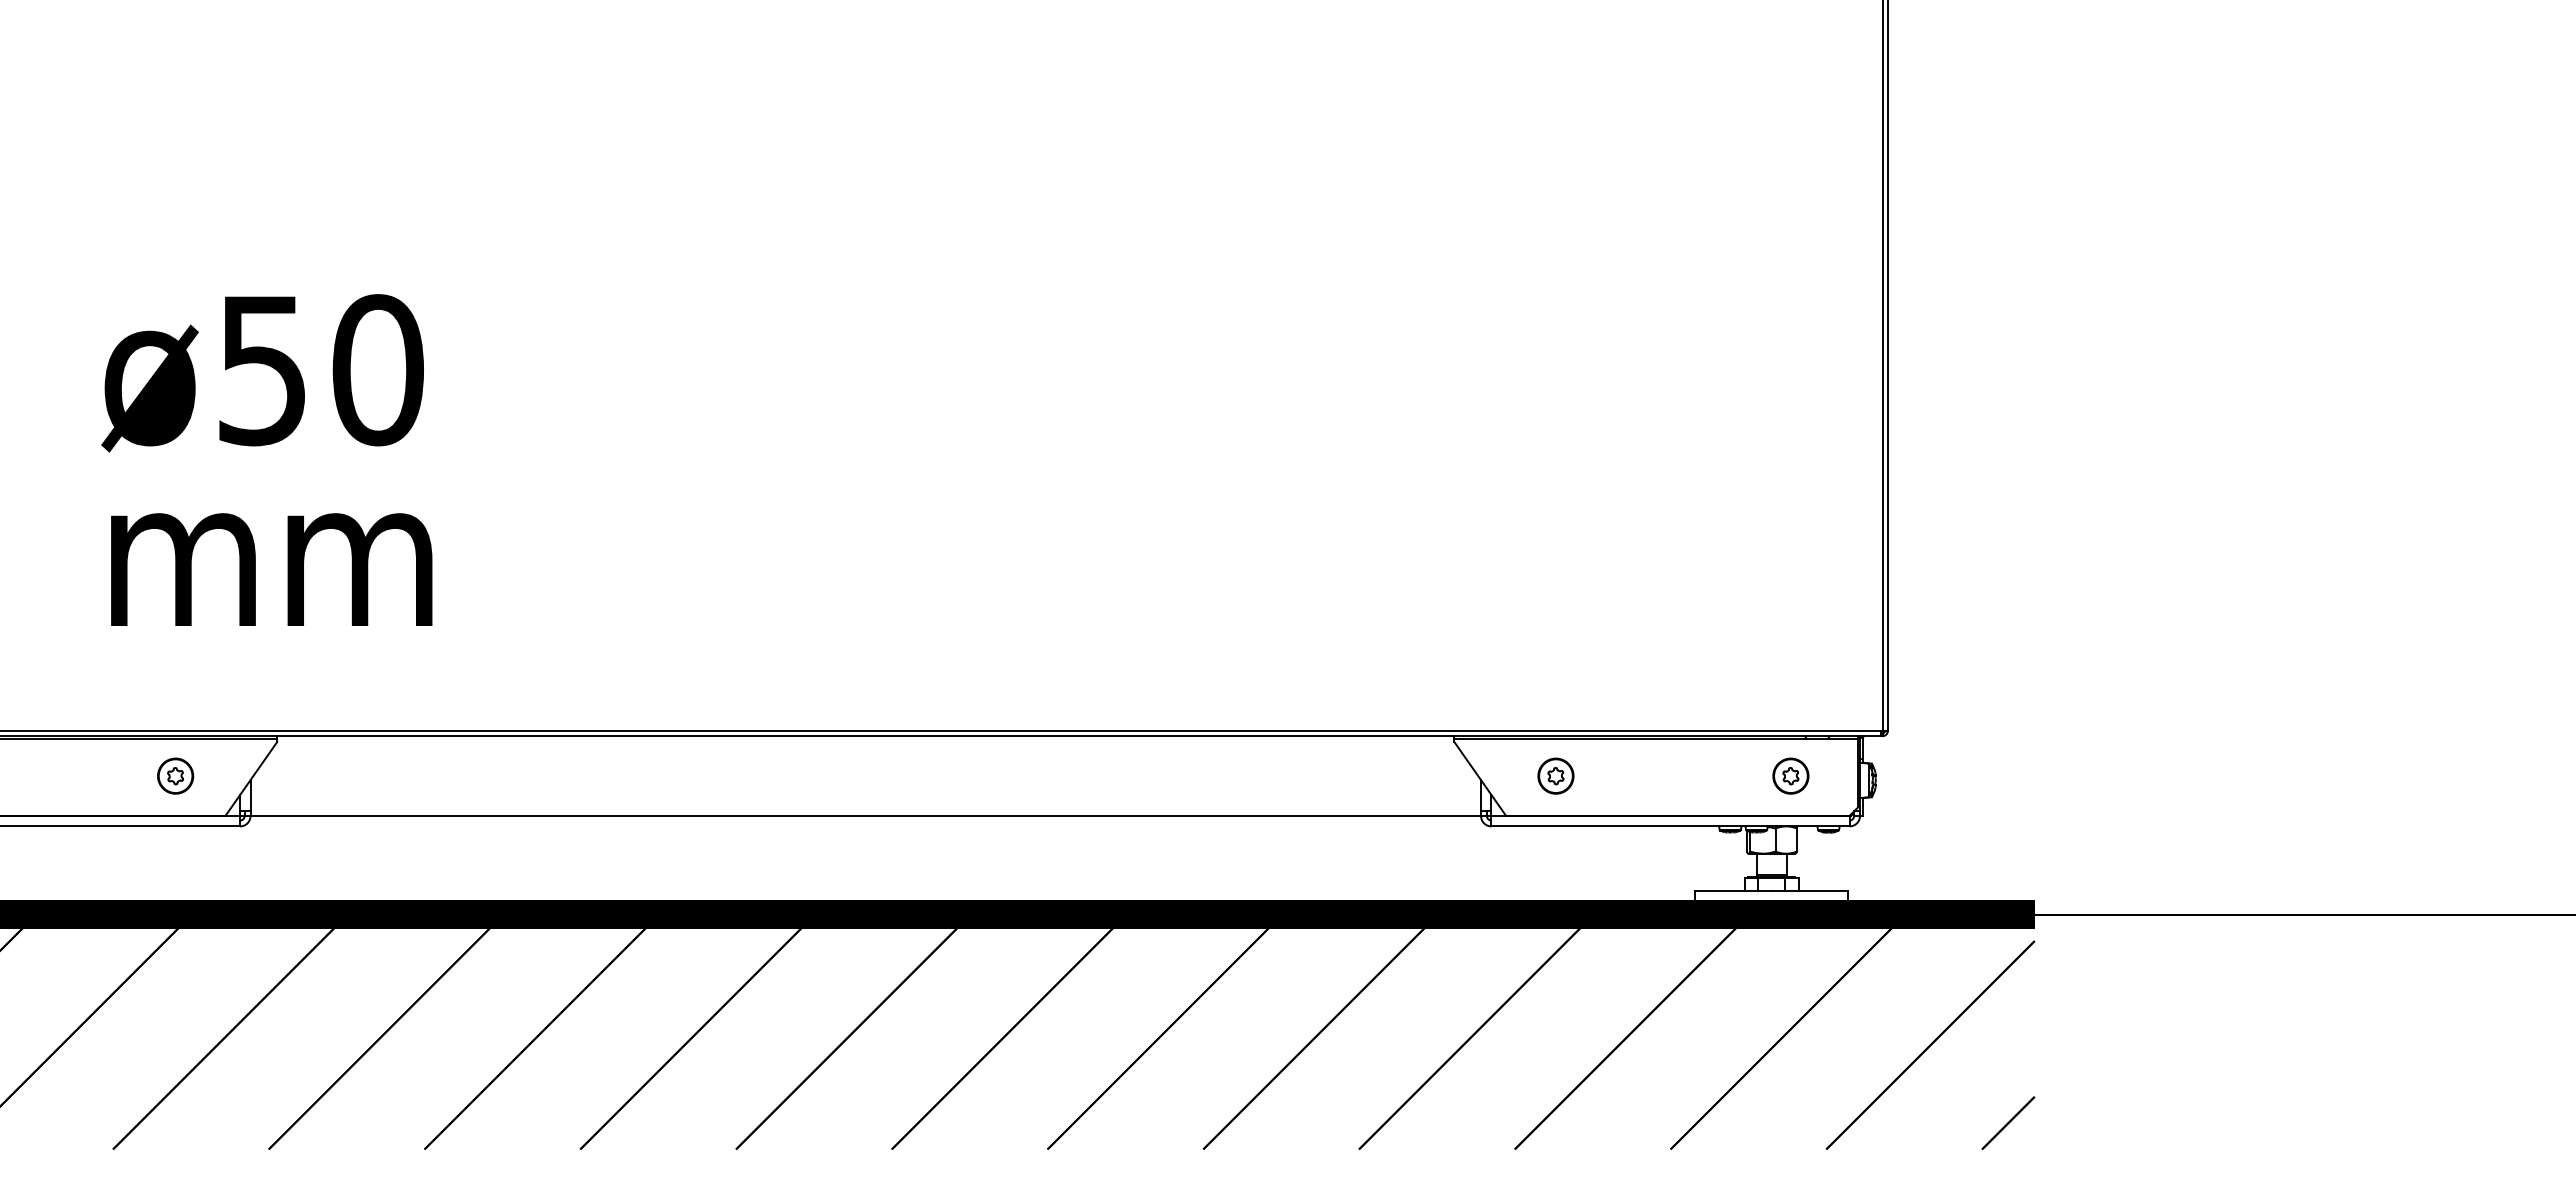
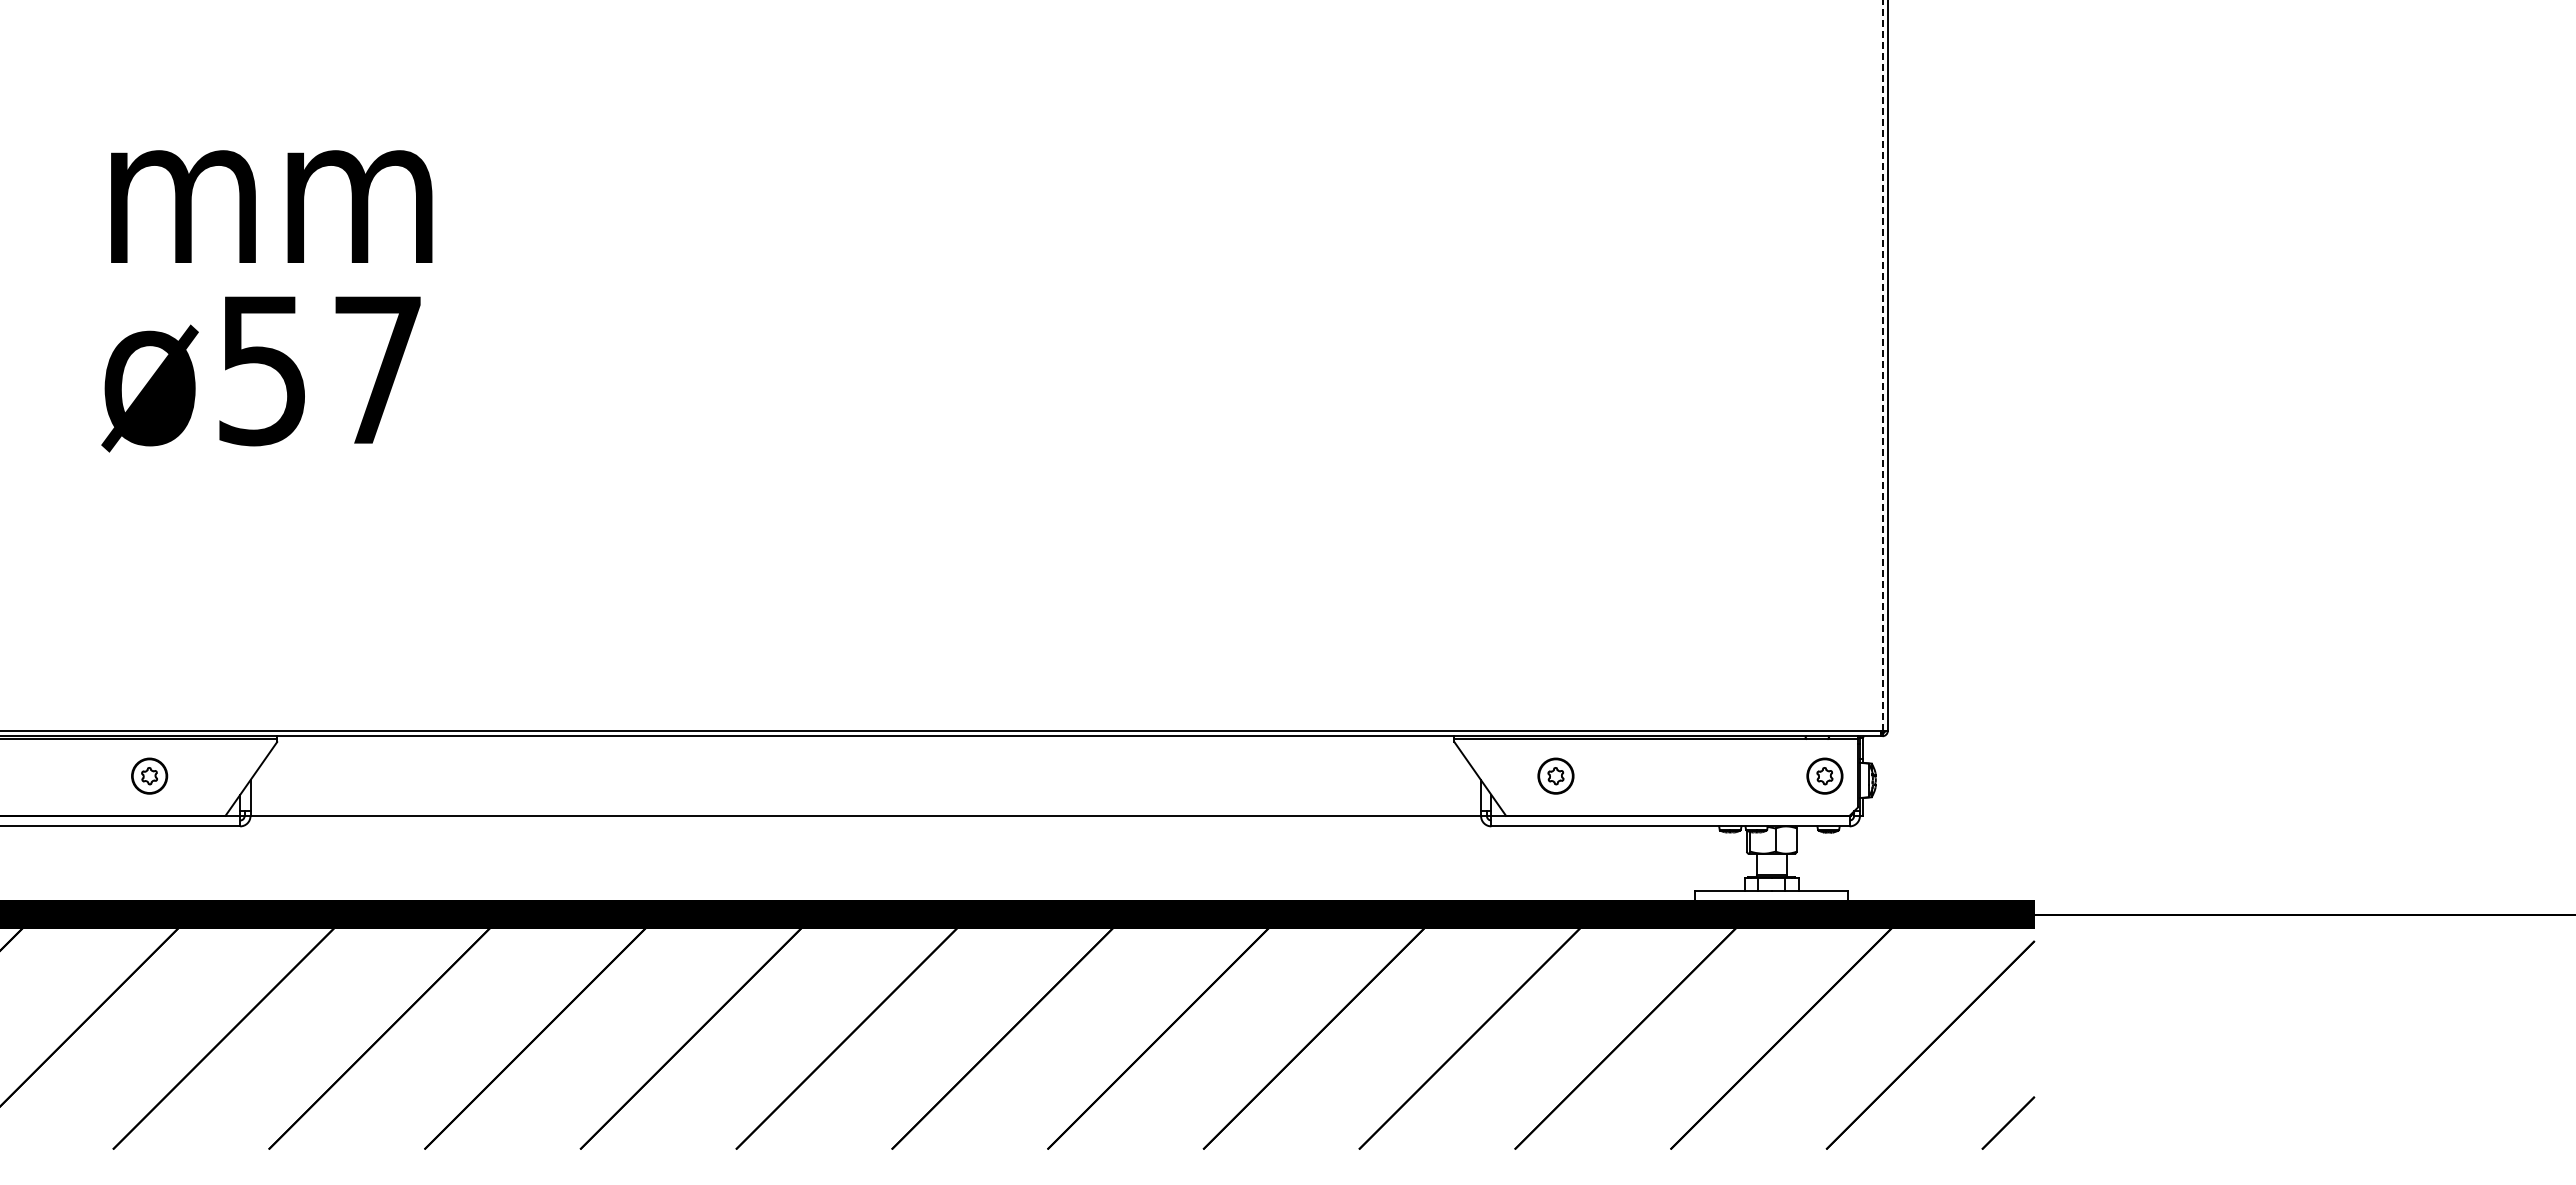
line: solid -> dashed (1882, 365)
text: ø50 -> ø57 (377, 370)
text position: (271, 569) -> (271, 206) (271, 206)
part position: (175, 775) -> (149, 775) (149, 775)
part position: (1790, 775) -> (1824, 775) (1824, 775)
